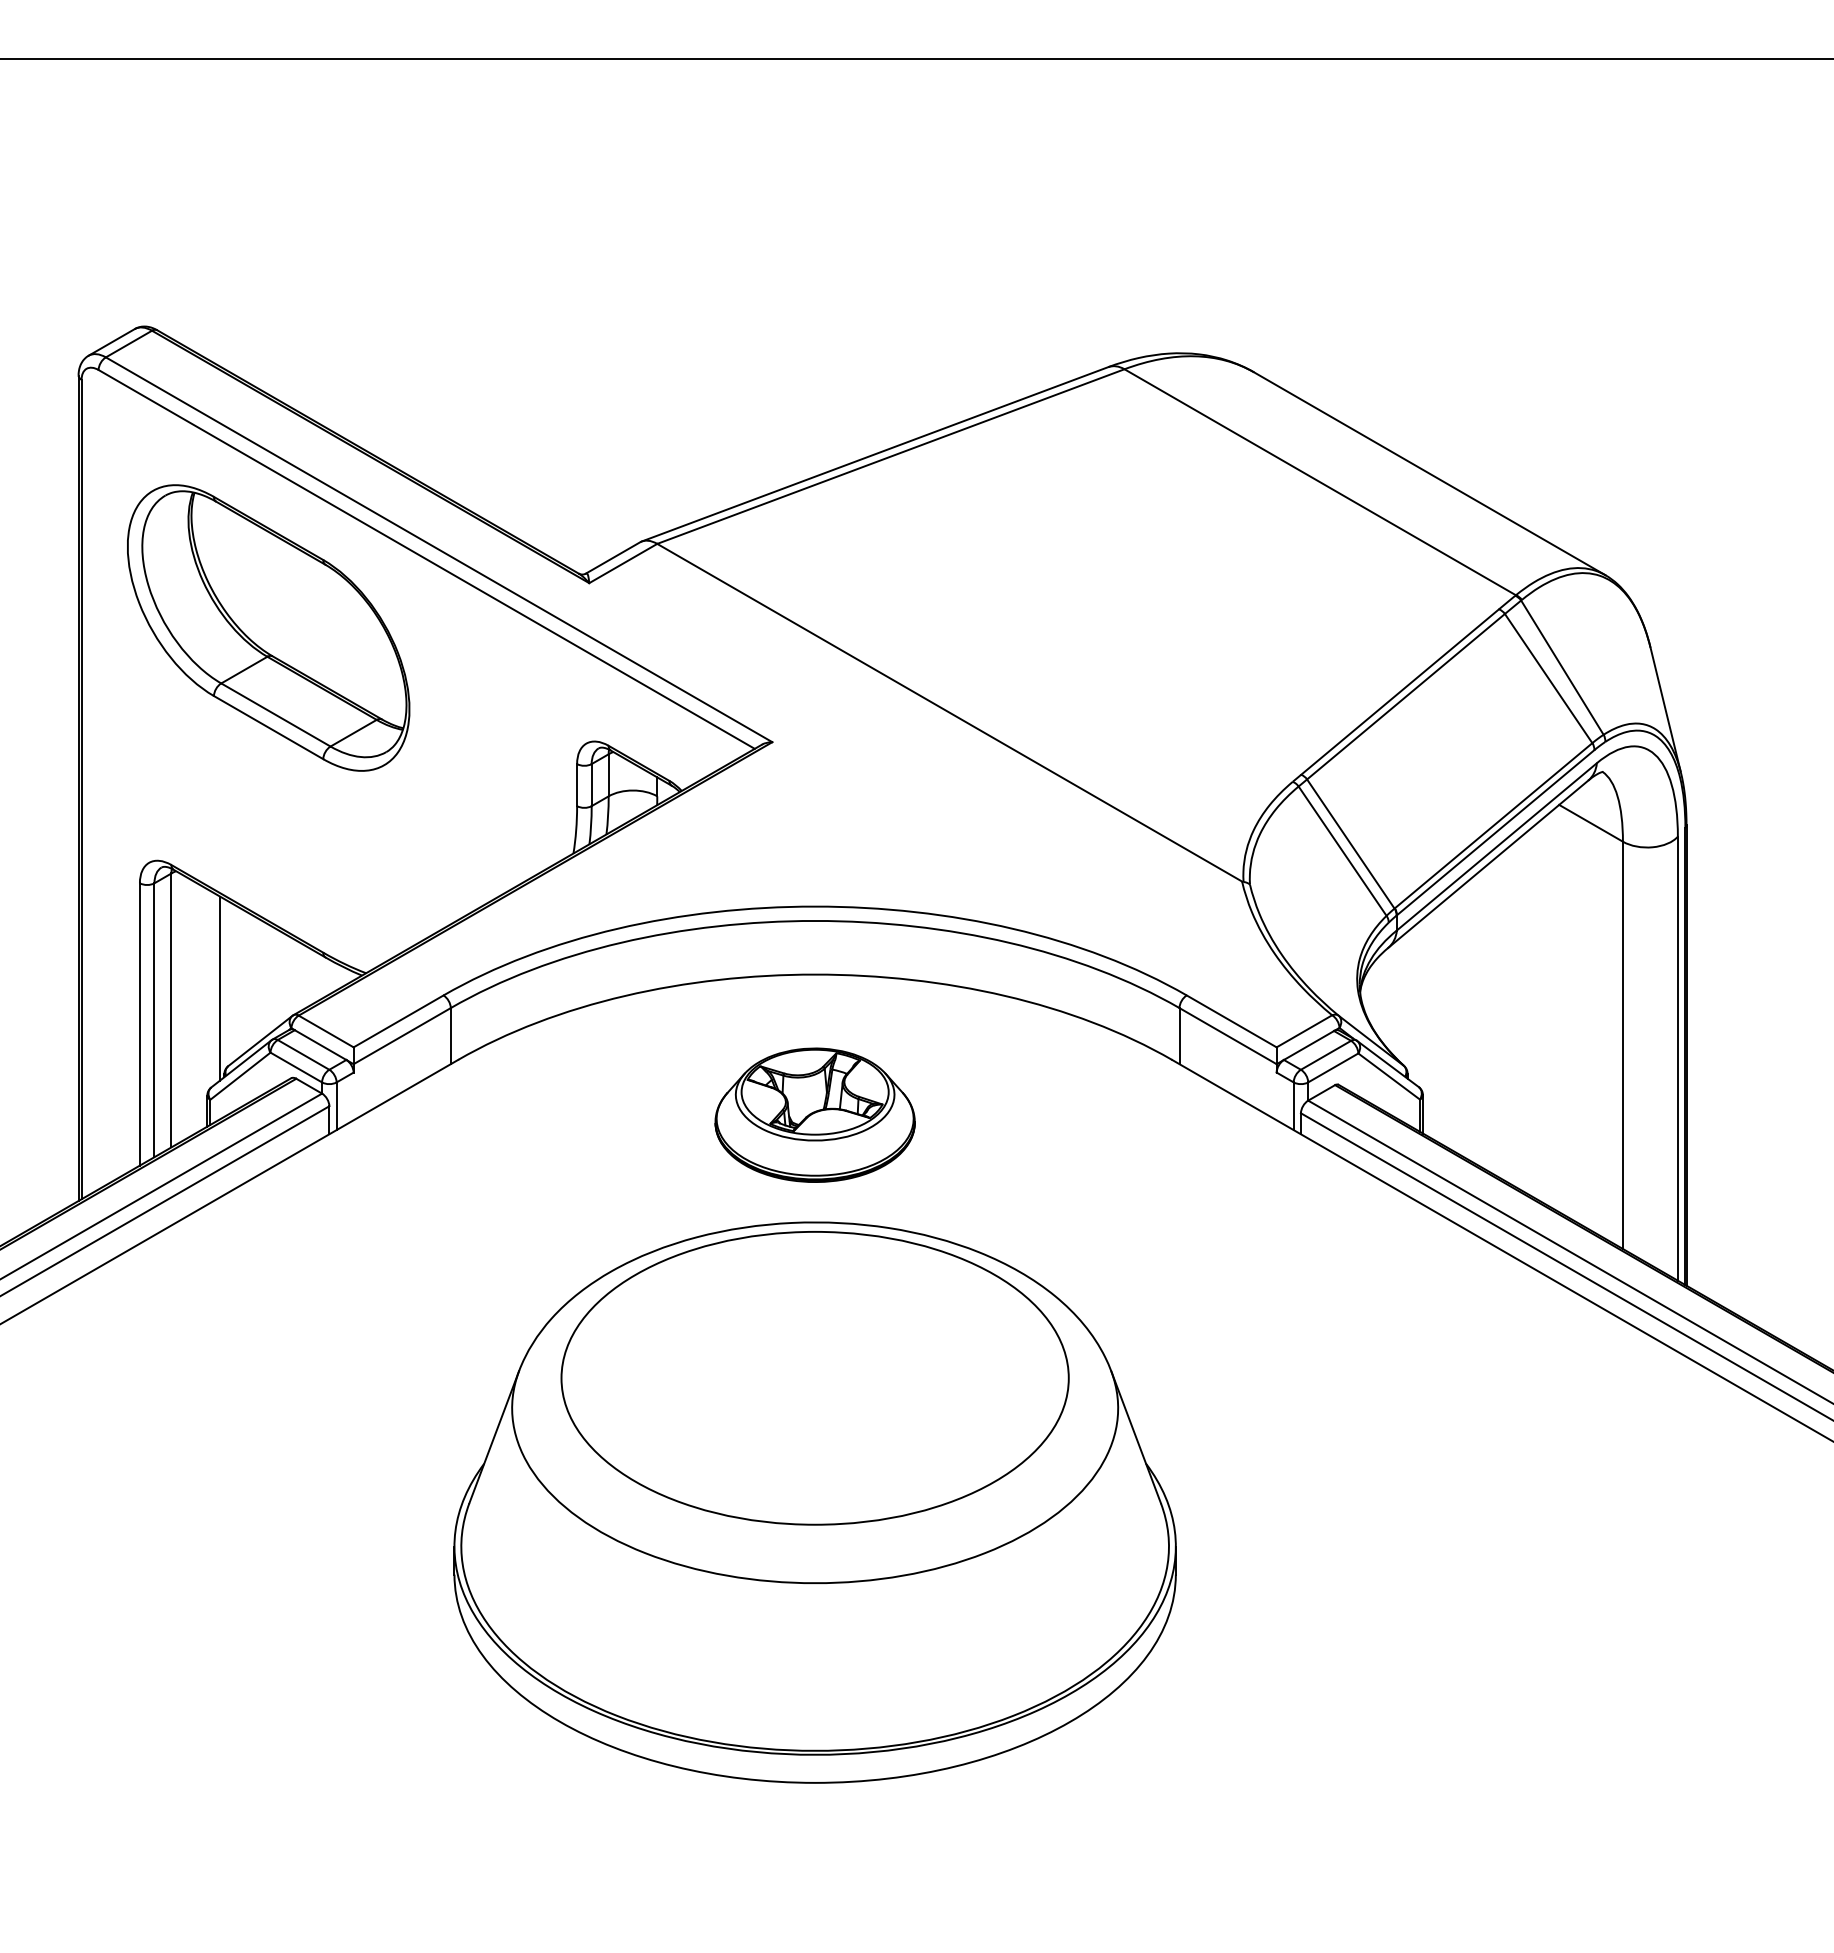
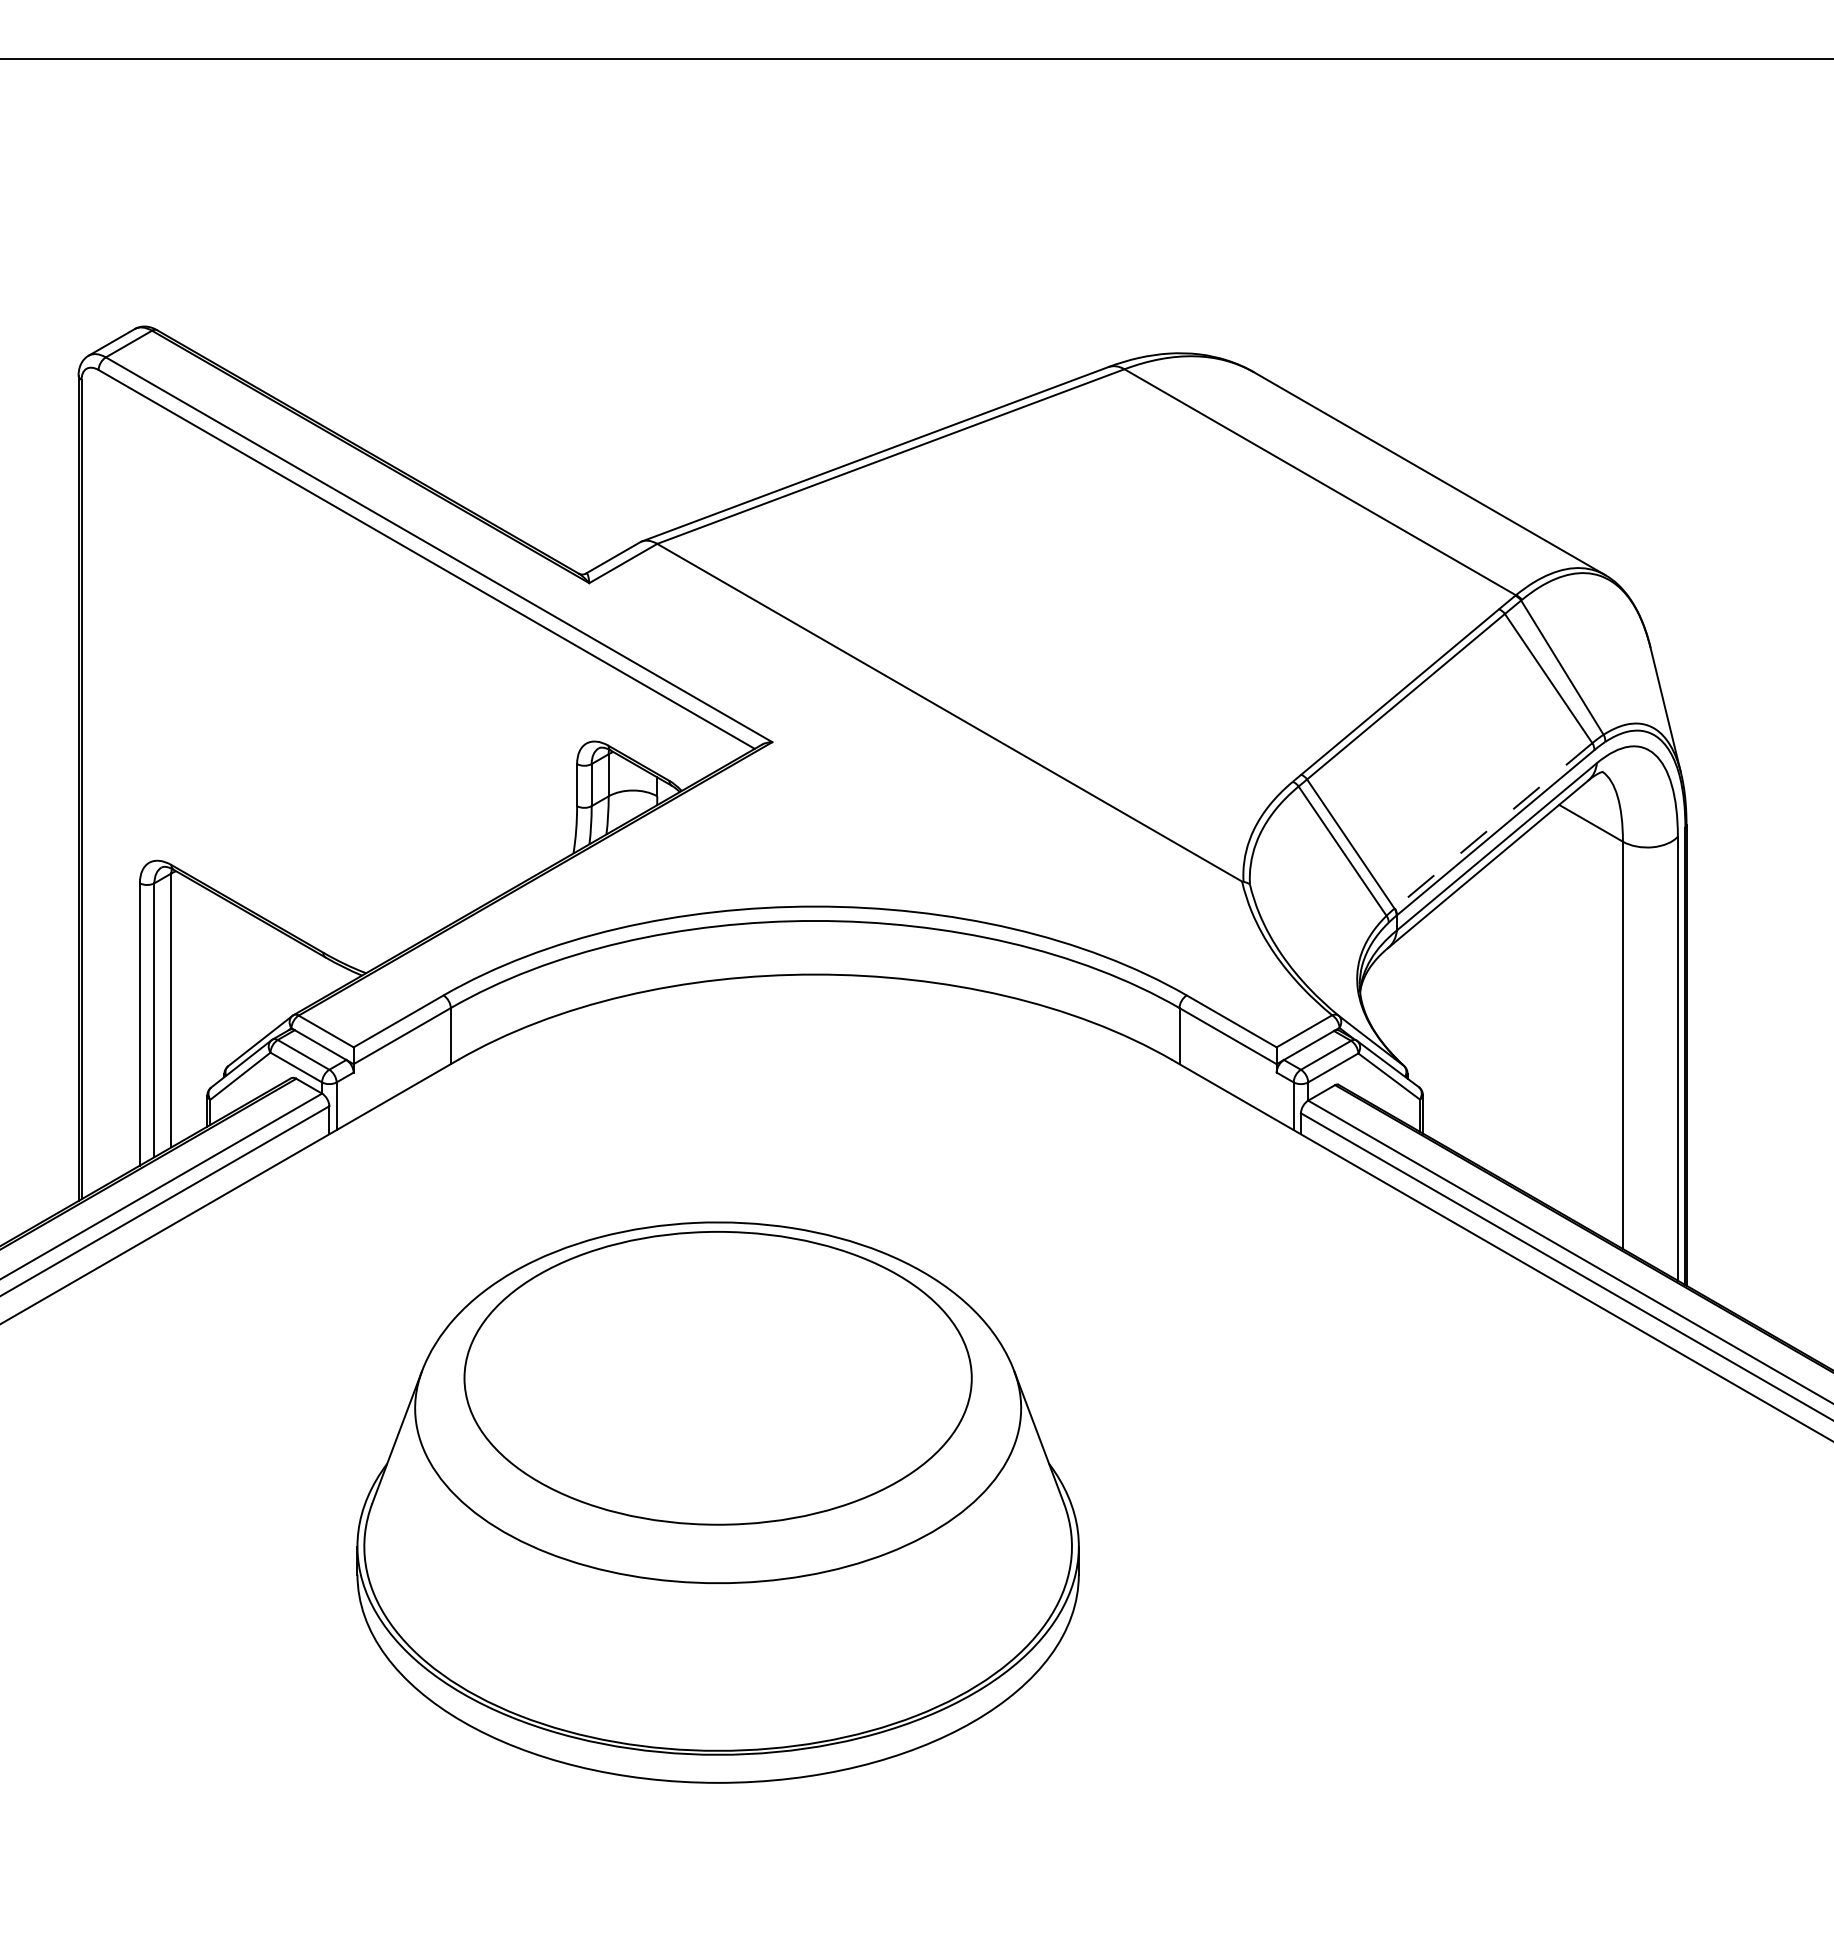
part: present -> none (268, 627)
line: solid -> dashed (1493, 825)
line: present -> none (220, 988)
part: present -> none (814, 1114)
part position: (814, 1502) -> (717, 1502) (717, 1502)
